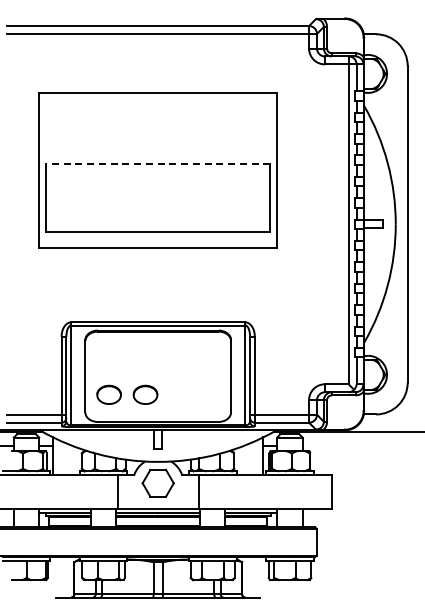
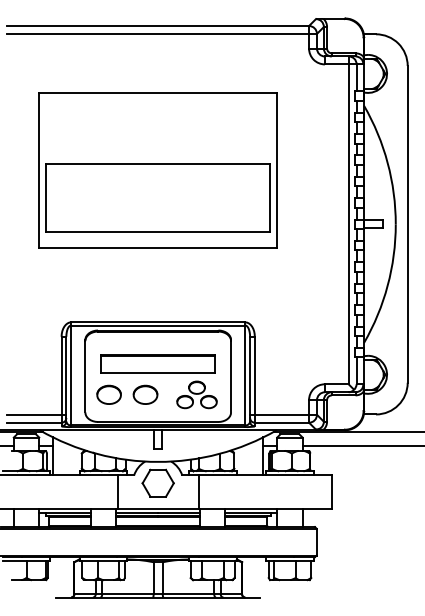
line: dashed -> solid (157, 163)
part: none -> present (158, 373)
line: none -> present (361, 446)
